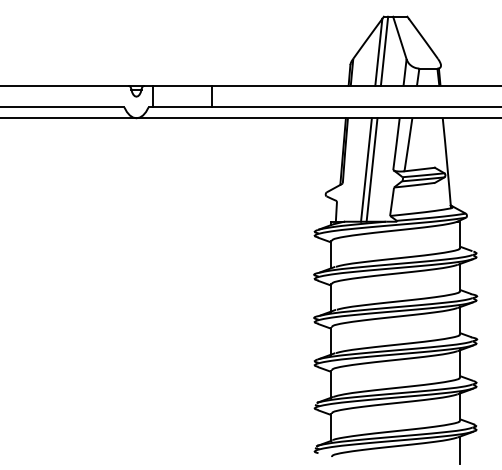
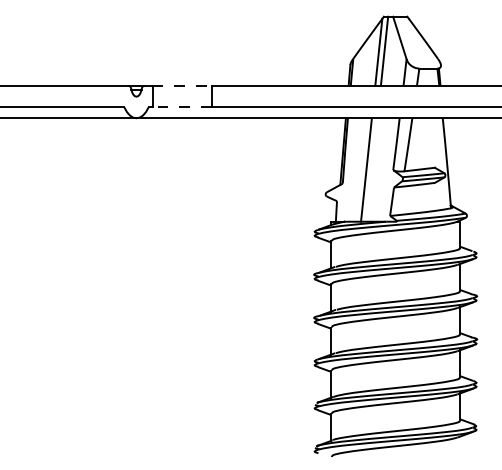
line: solid -> dashed (182, 85)
line: solid -> dashed (181, 107)
line: present -> none (371, 169)
line: present -> none (460, 449)
